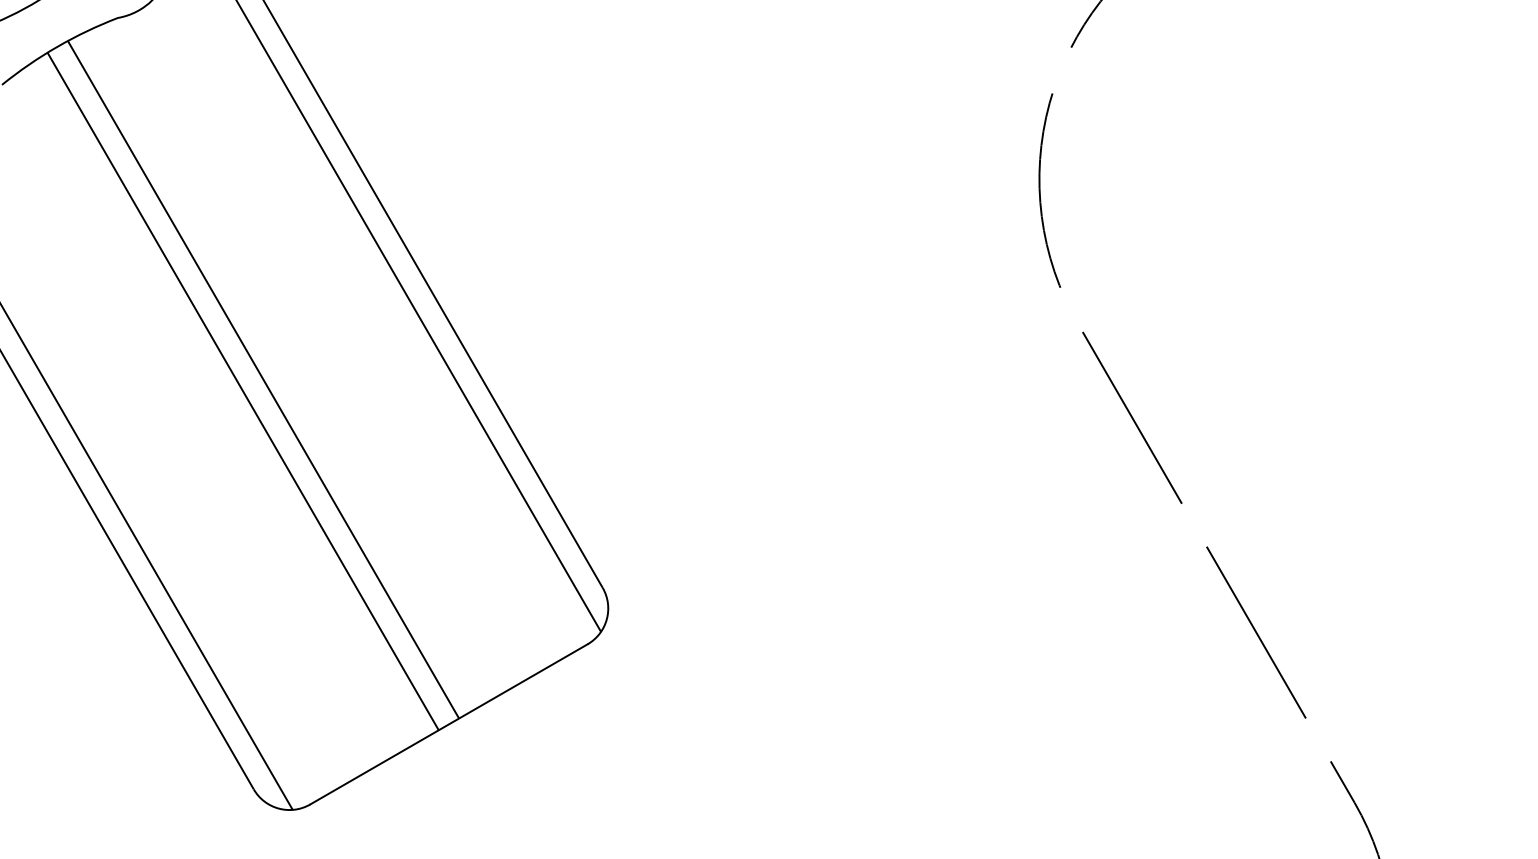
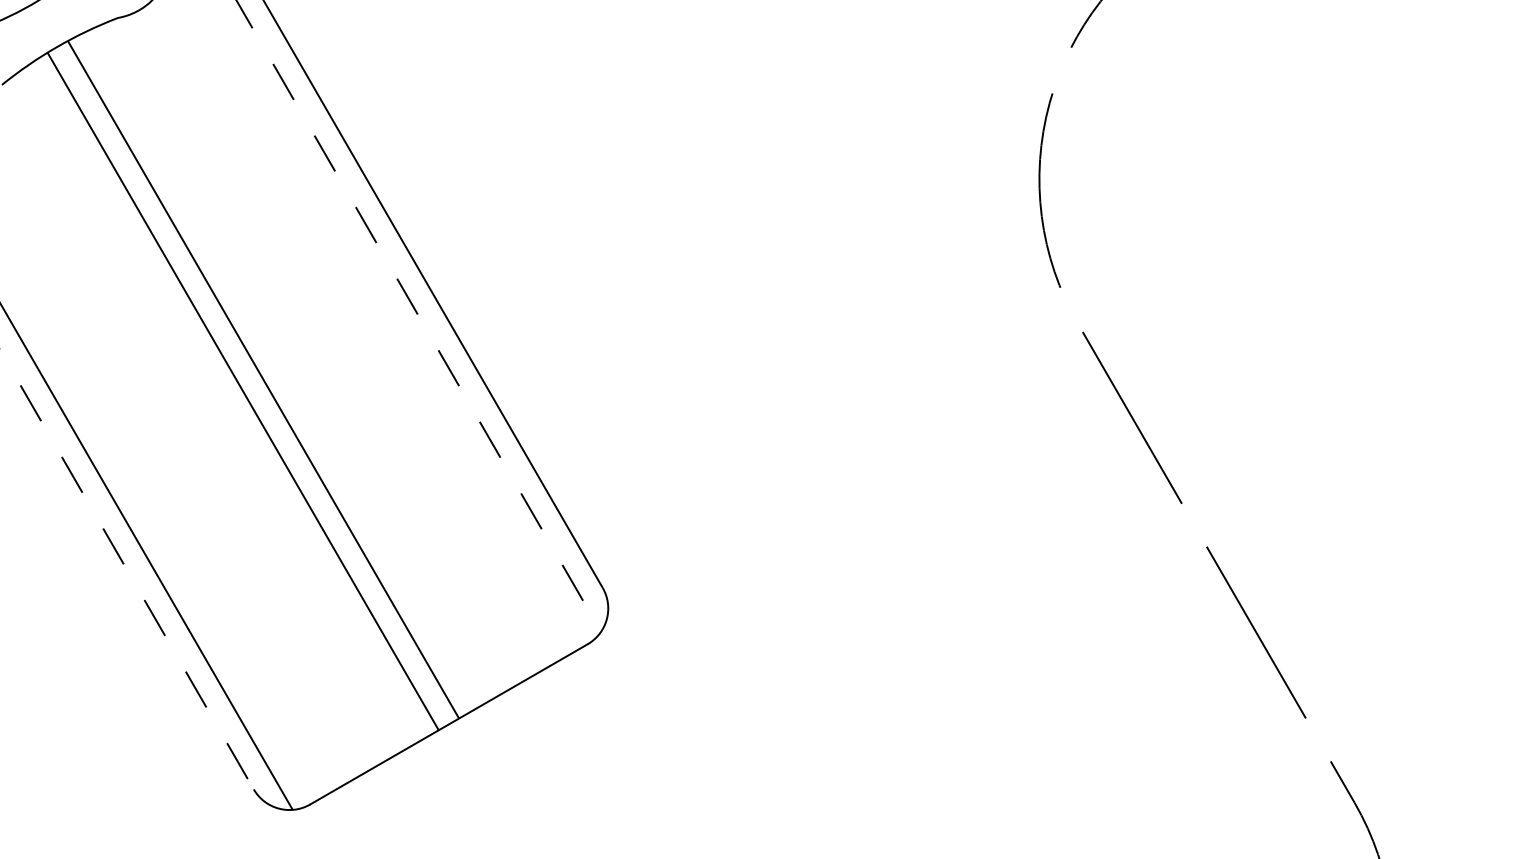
line: solid -> dashed (419, 316)
line: solid -> dashed (126, 569)
